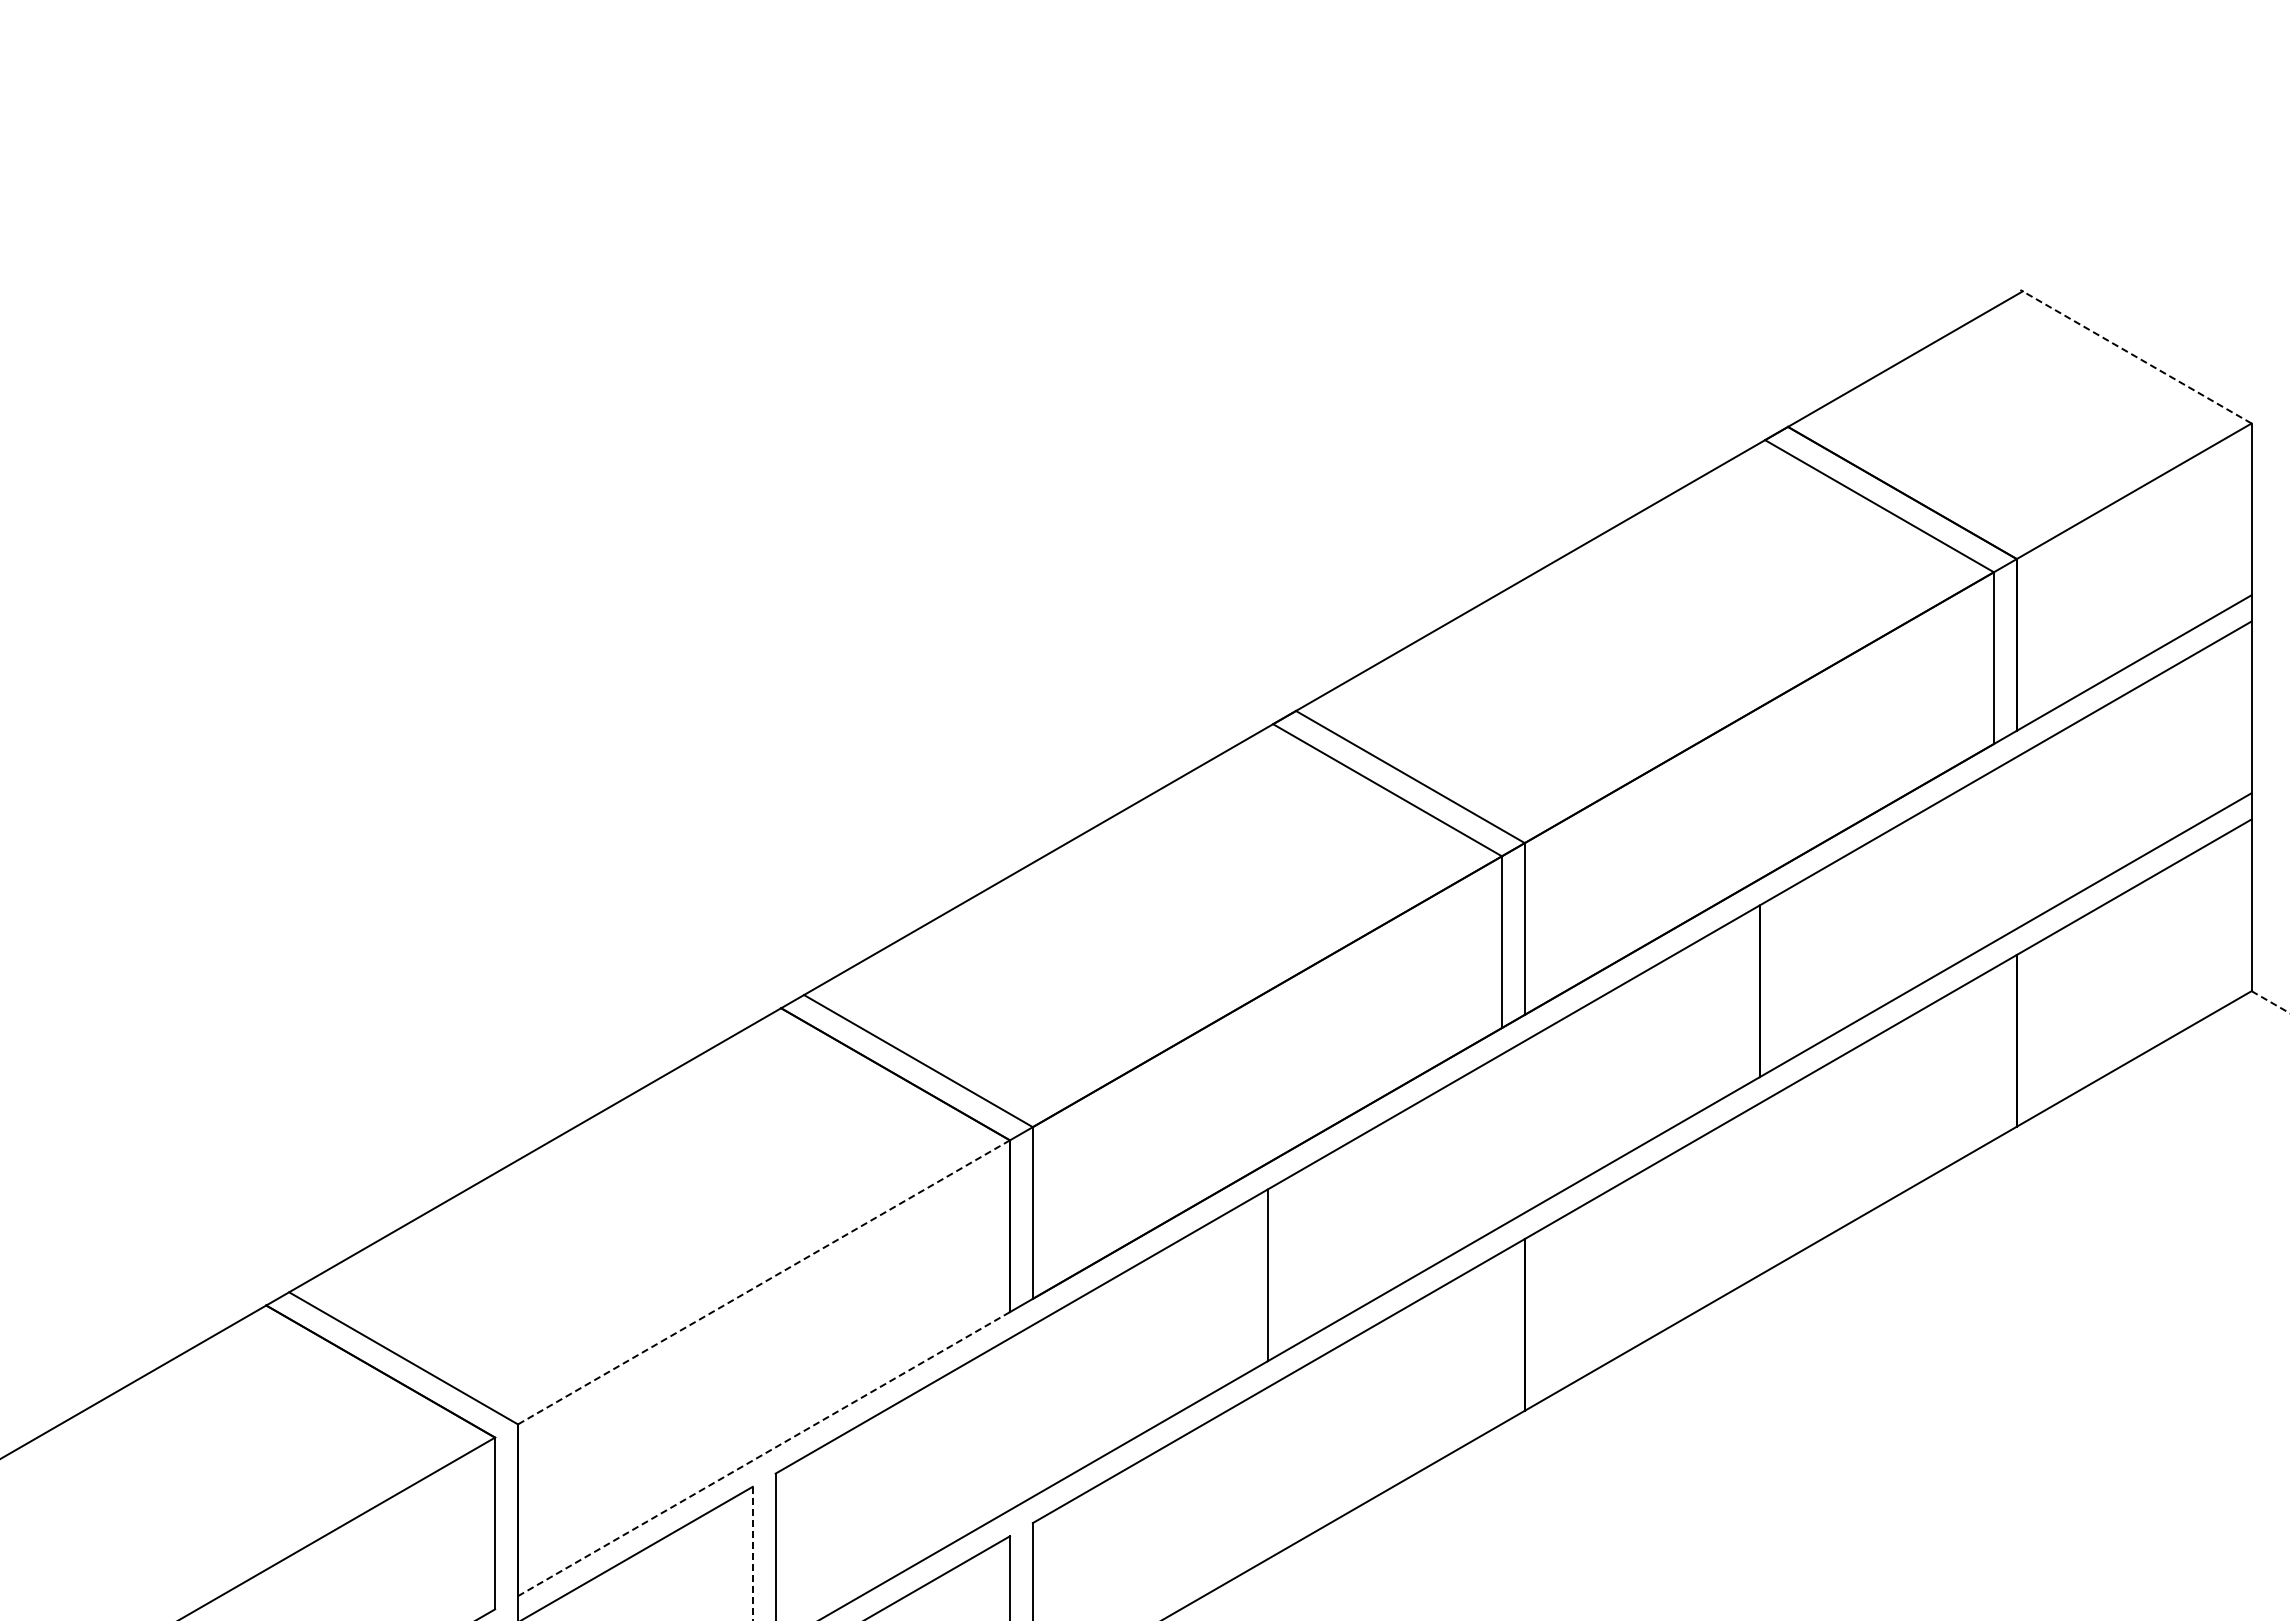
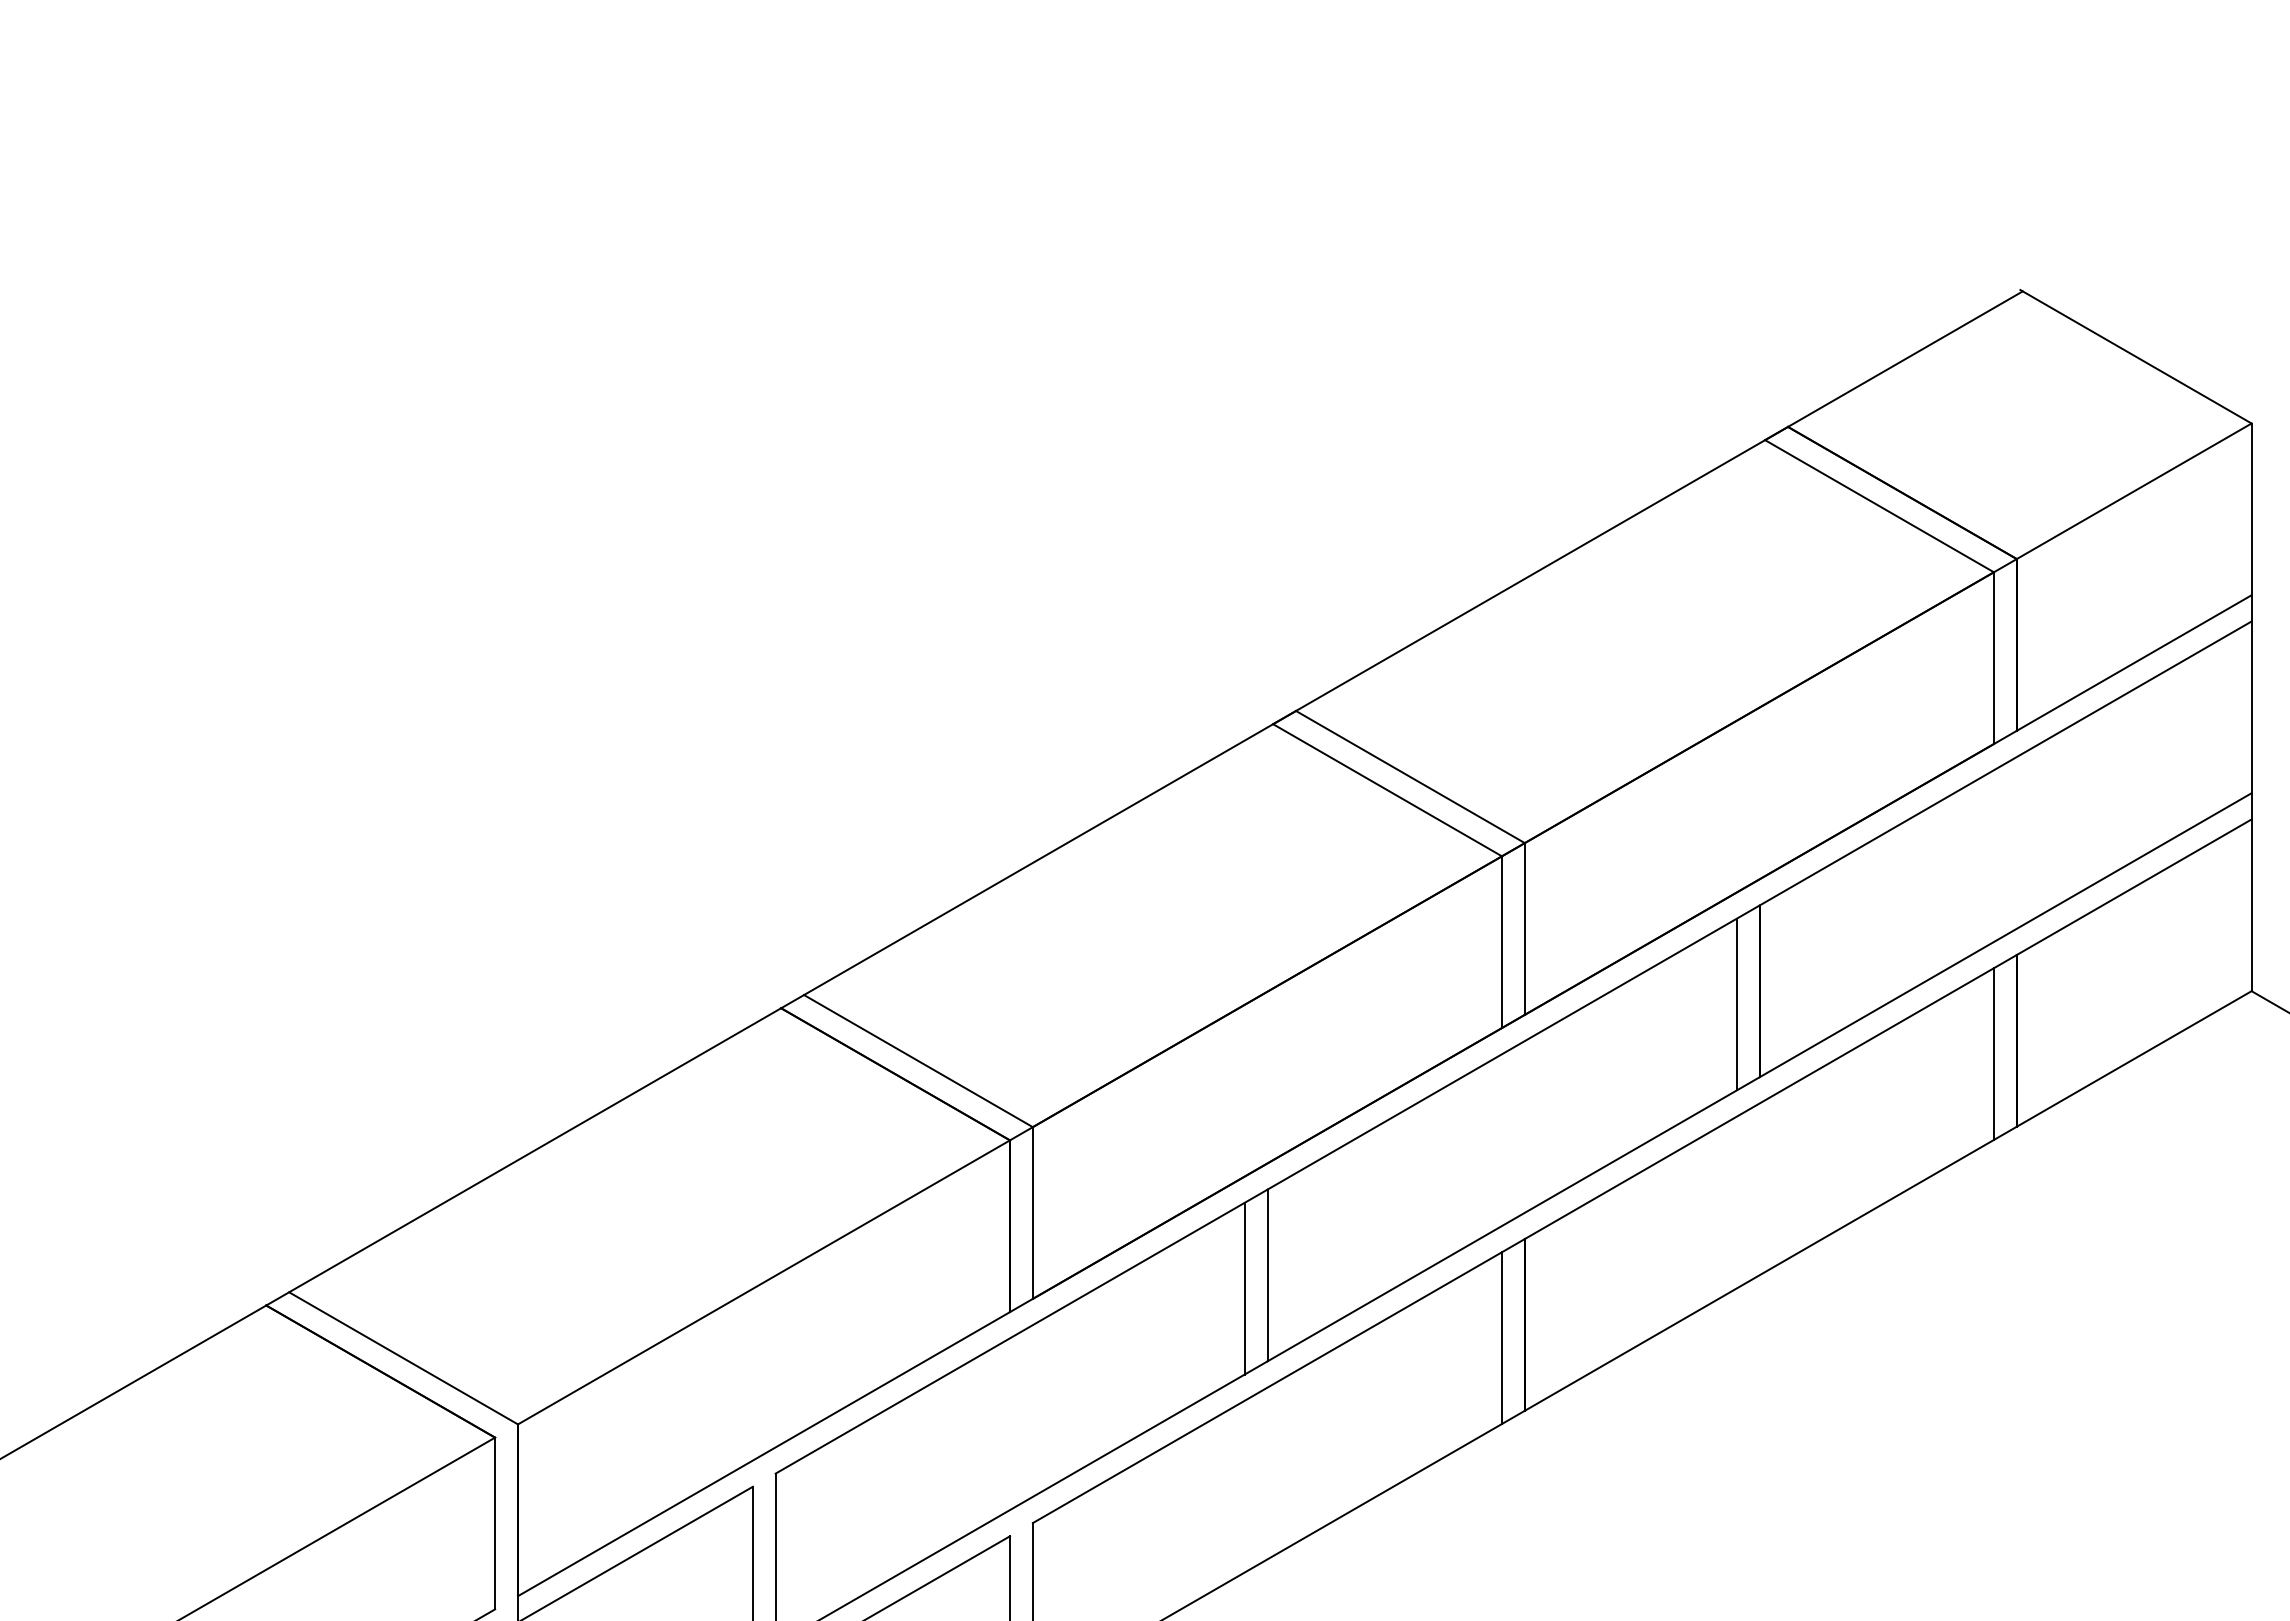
line: dashed -> solid (2135, 356)
line: dashed -> solid (2270, 1002)
line: none -> present (1736, 1004)
line: none -> present (1993, 1053)
line: dashed -> solid (763, 1282)
line: none -> present (1244, 1288)
line: none -> present (1501, 1338)
line: dashed -> solid (764, 1453)
line: dashed -> solid (752, 1553)
